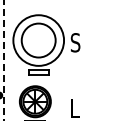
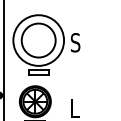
line: dashed -> solid (4, 60)
